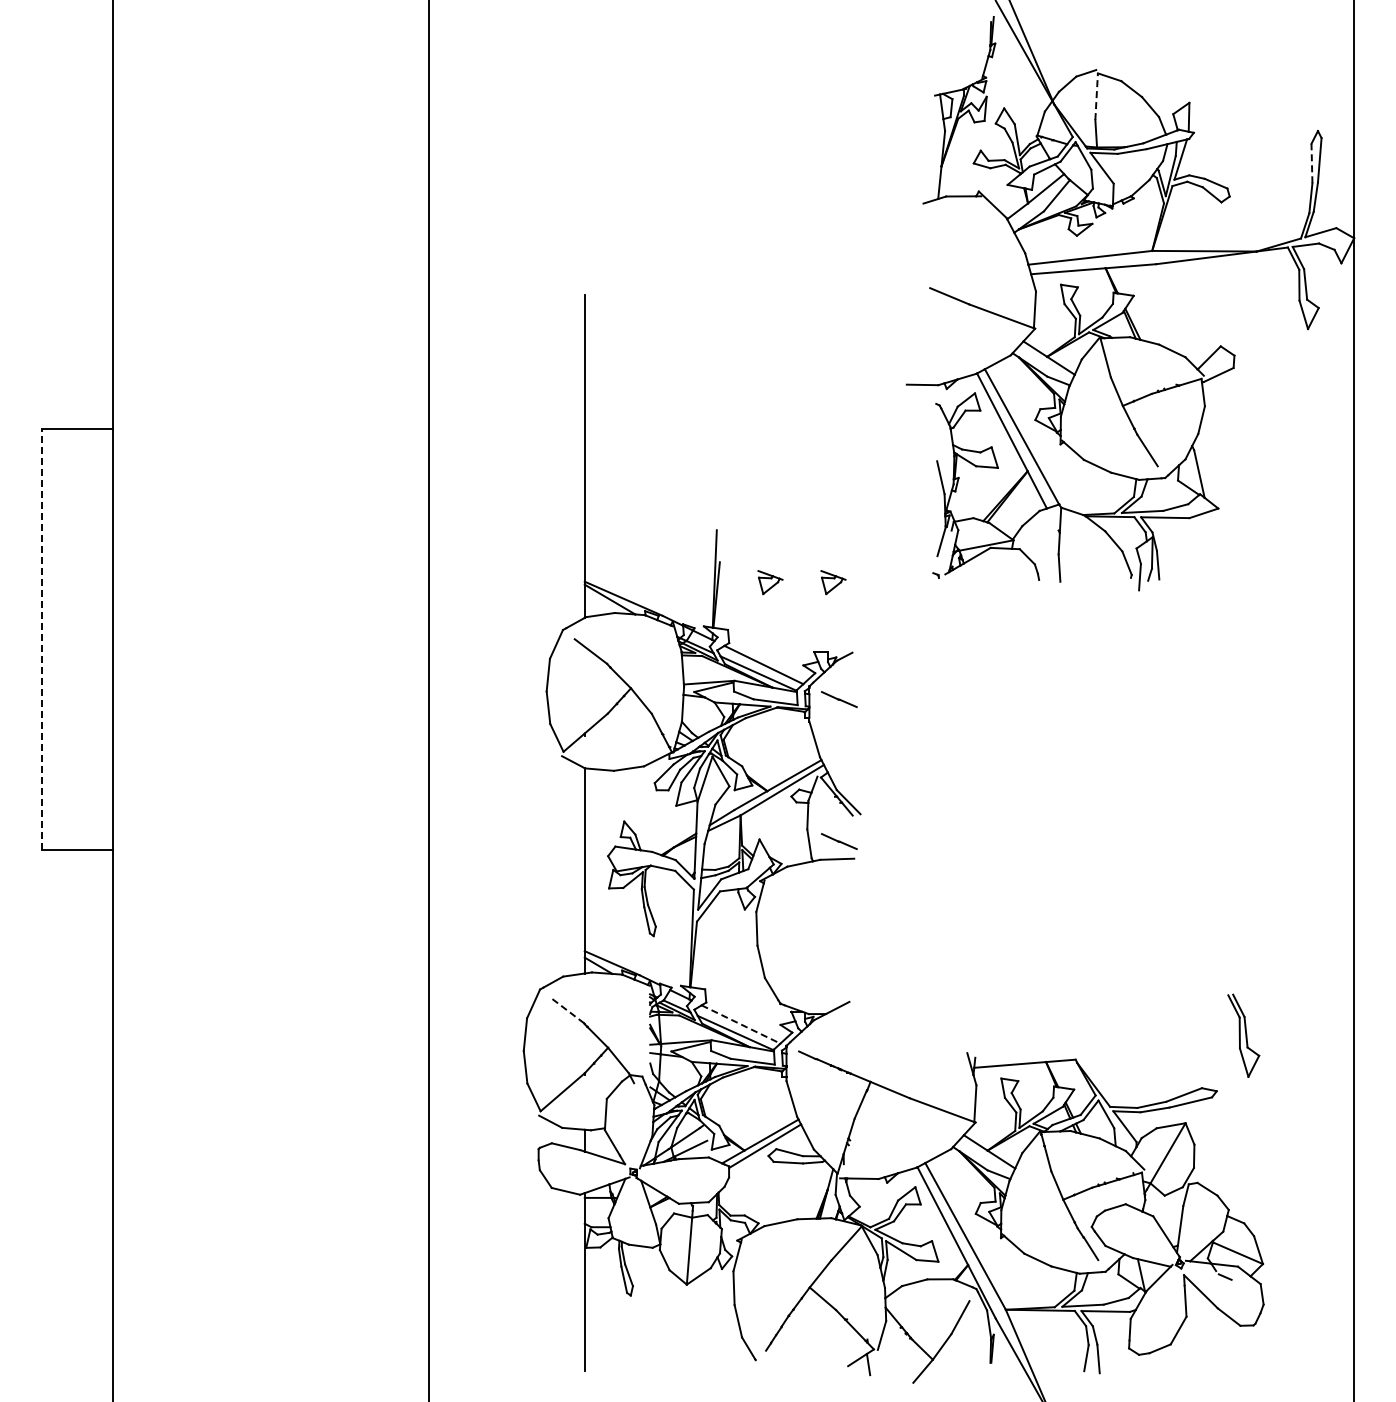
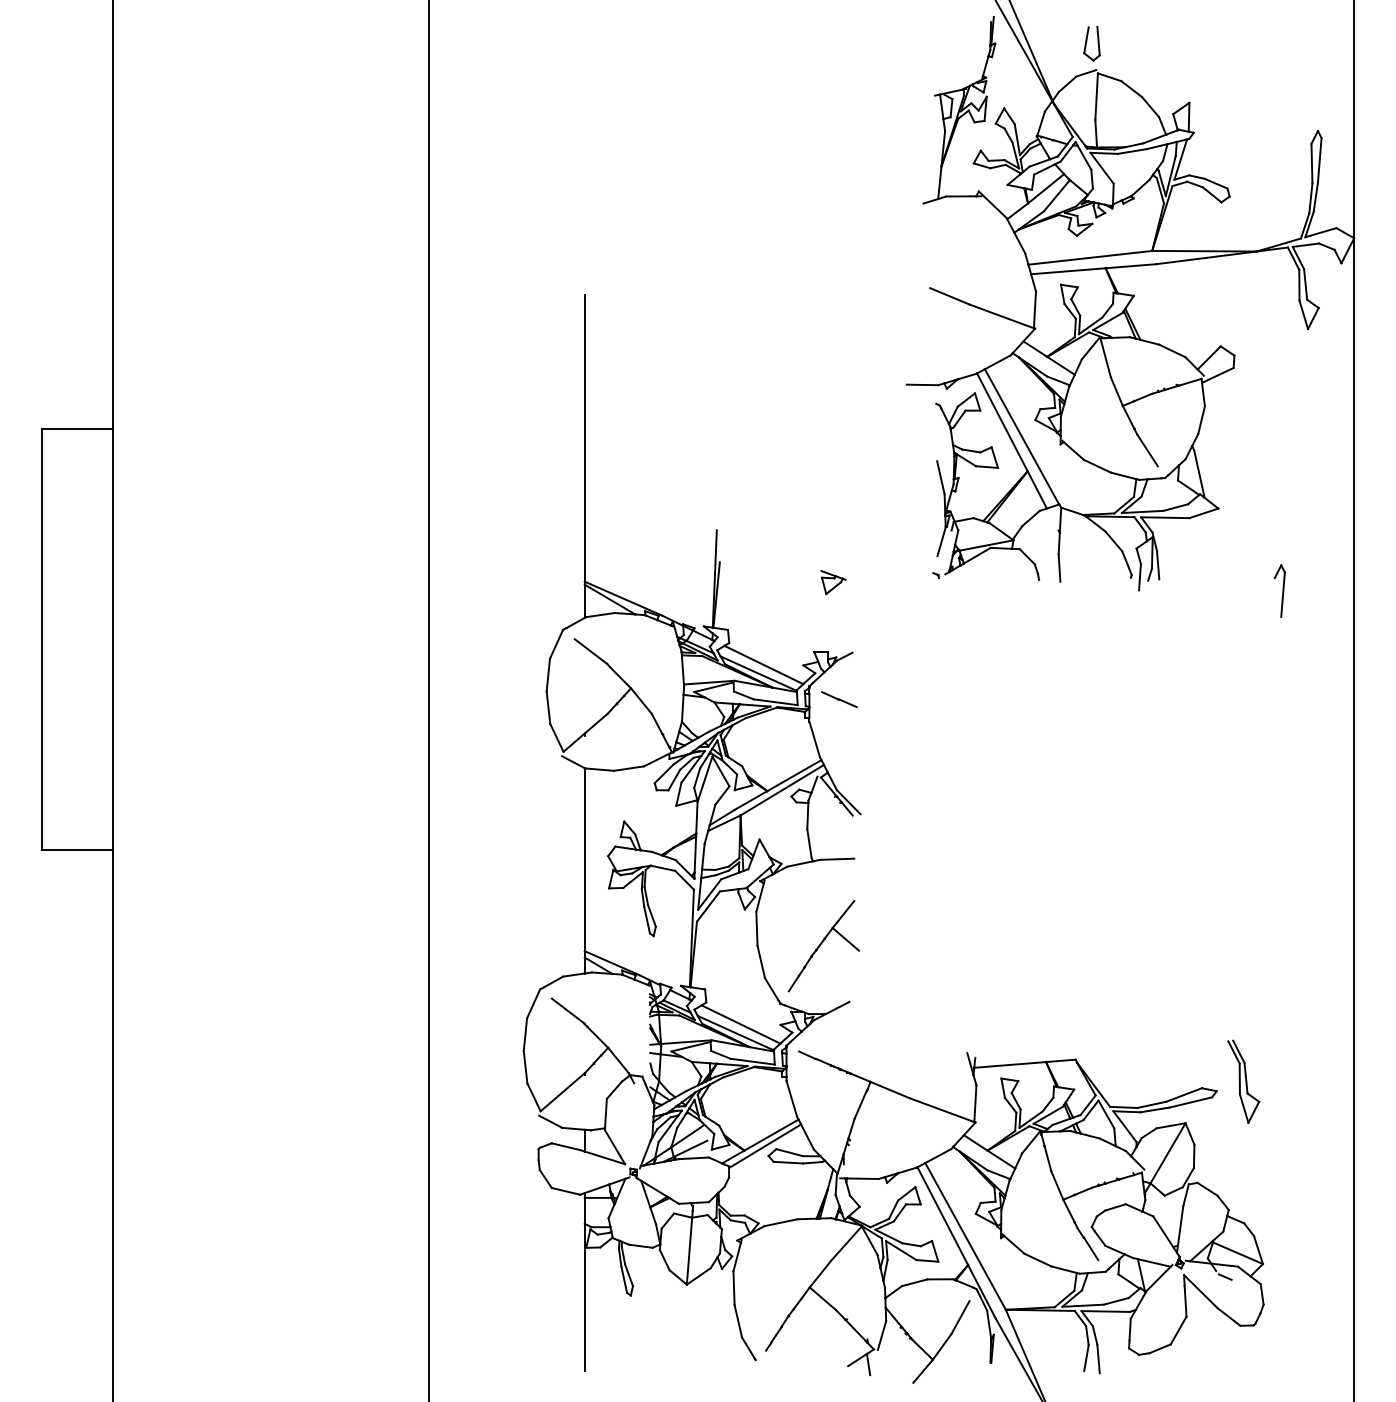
part: none -> present (1091, 43)
line: dashed -> solid (1096, 96)
line: dashed -> solid (1311, 163)
part: present -> none (770, 582)
part: none -> present (1279, 590)
line: dashed -> solid (41, 639)
line: present -> none (839, 841)
part: none -> present (823, 946)
line: dashed -> solid (567, 1010)
line: dashed -> solid (741, 1024)
part position: (1243, 1035) -> (1243, 1081) (1243, 1081)
